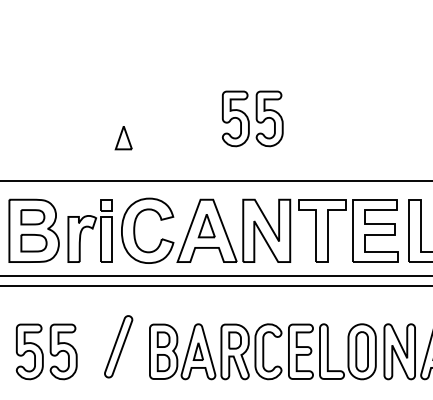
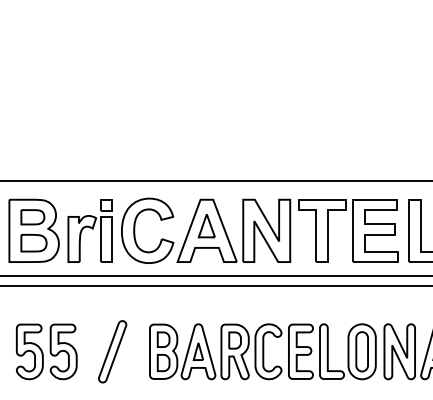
part: present -> none (252, 118)
part: present -> none (123, 138)
part position: (118, 346) -> (112, 351) (112, 351)
